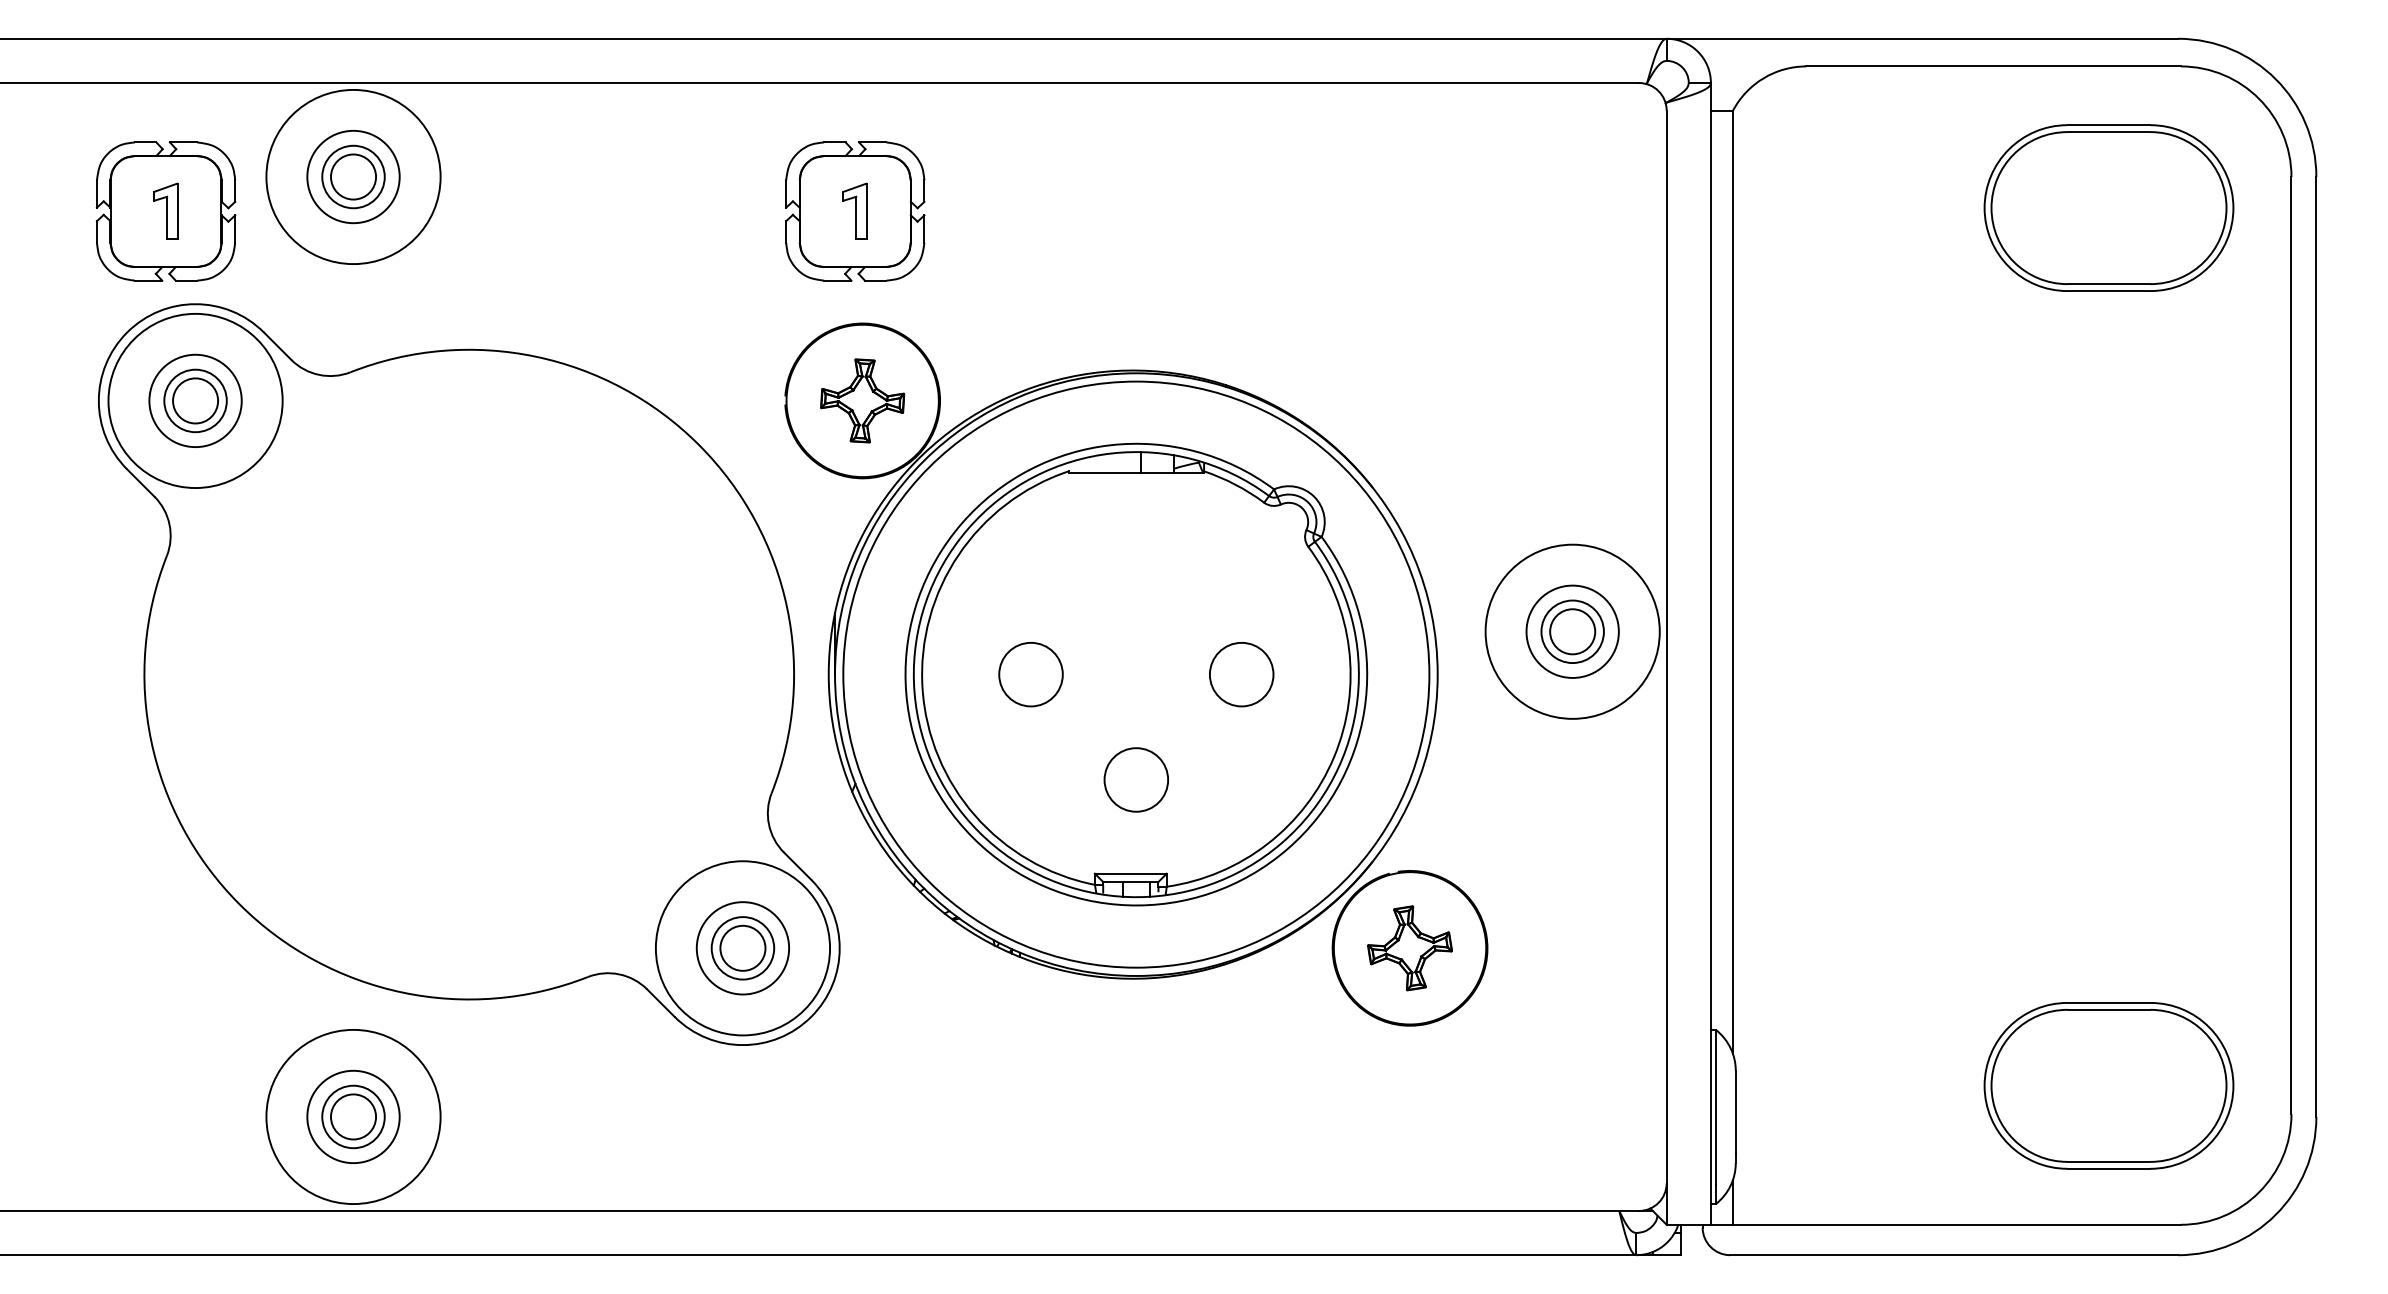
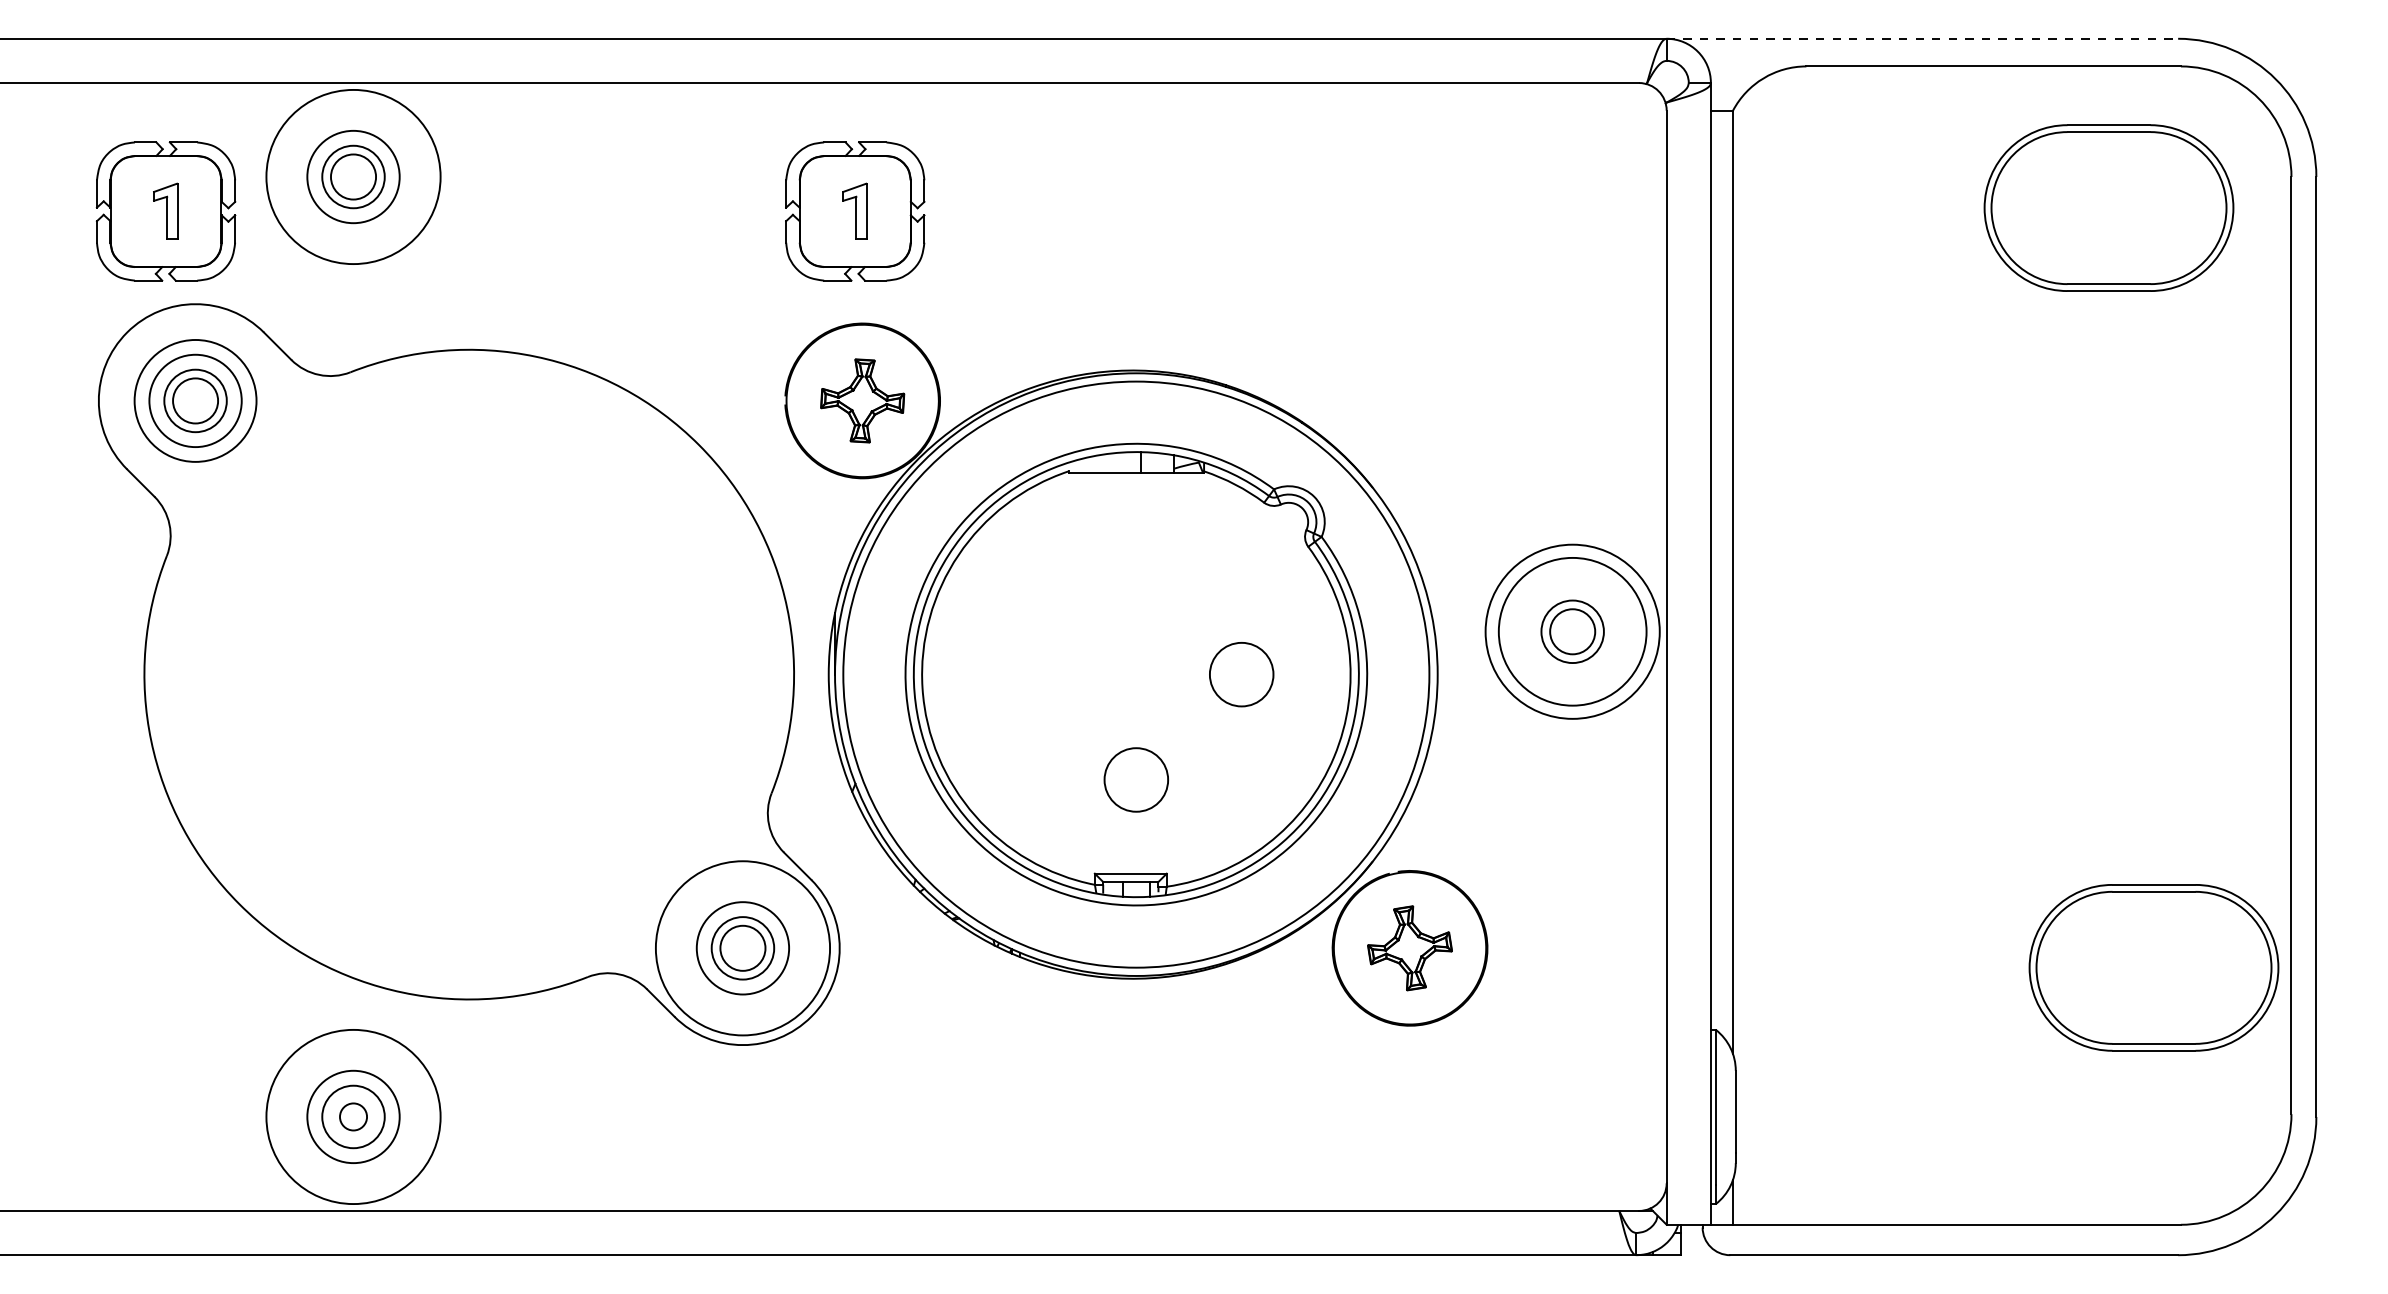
line: solid -> dashed (1922, 38)
circle diameter: 174 px -> 122 px (195, 400)
circle diameter: 92 px -> 148 px (1572, 631)
circle: present -> none (1030, 674)
part position: (2108, 1085) -> (2153, 967) (2153, 967)
circle diameter: 45 px -> 27 px (353, 1116)
